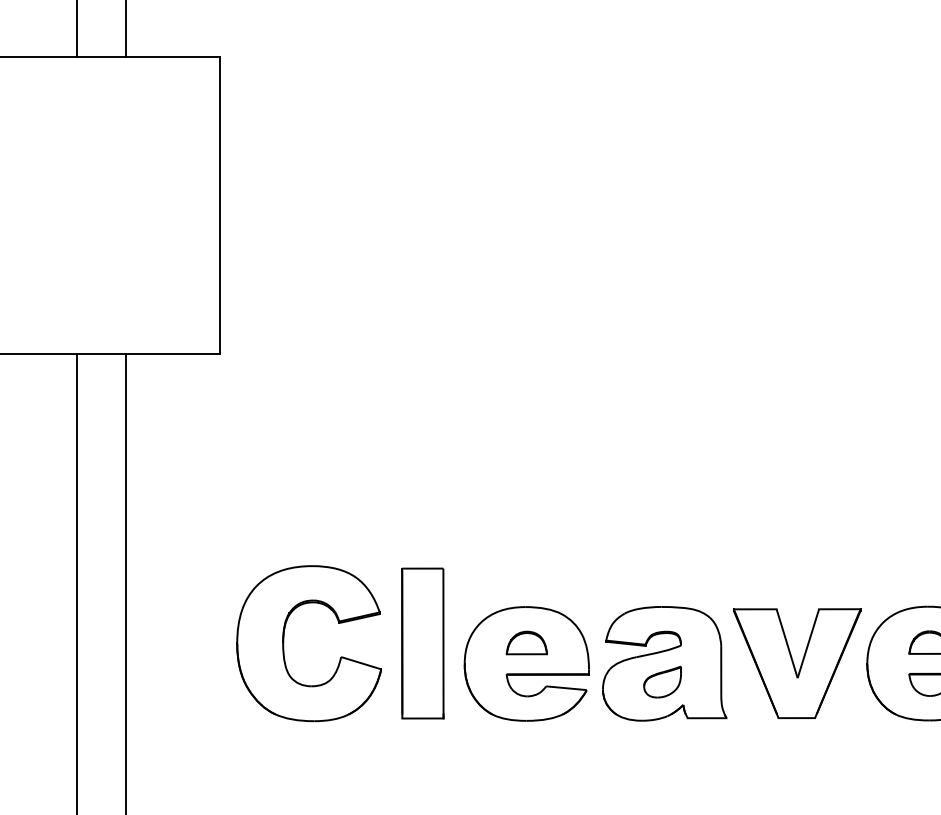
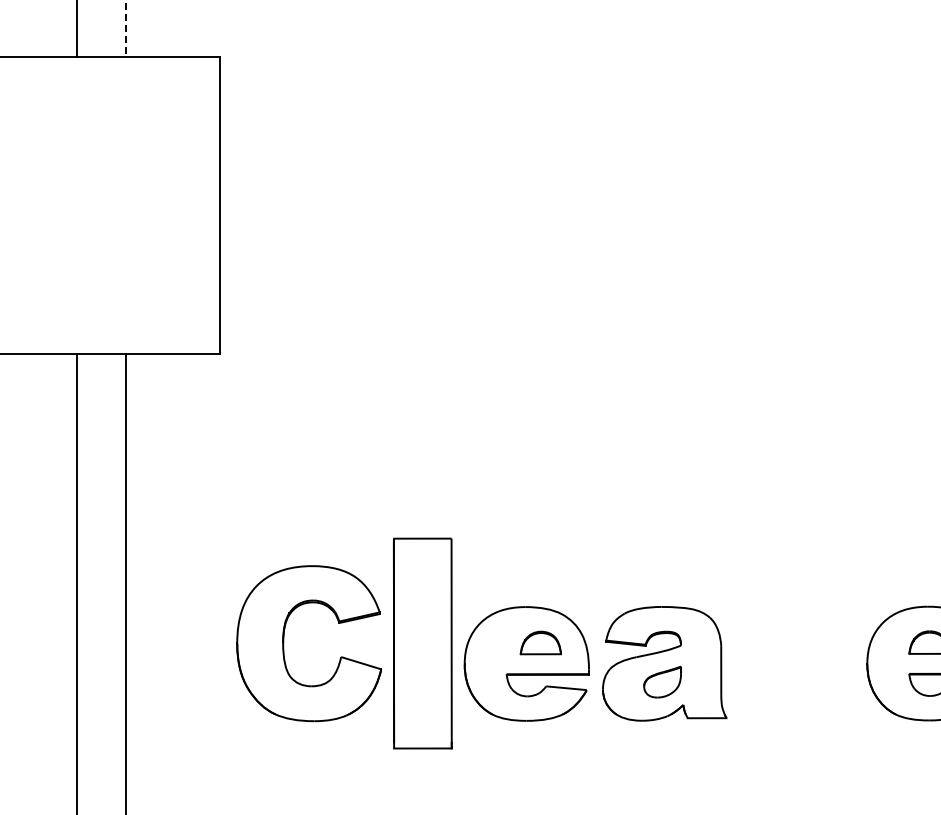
line: solid -> dashed (126, 29)
part position: (526, 642) -> (540, 642) (540, 642)
part size: 44x153 px -> 60x213 px (422, 643)
part: present -> none (797, 663)
